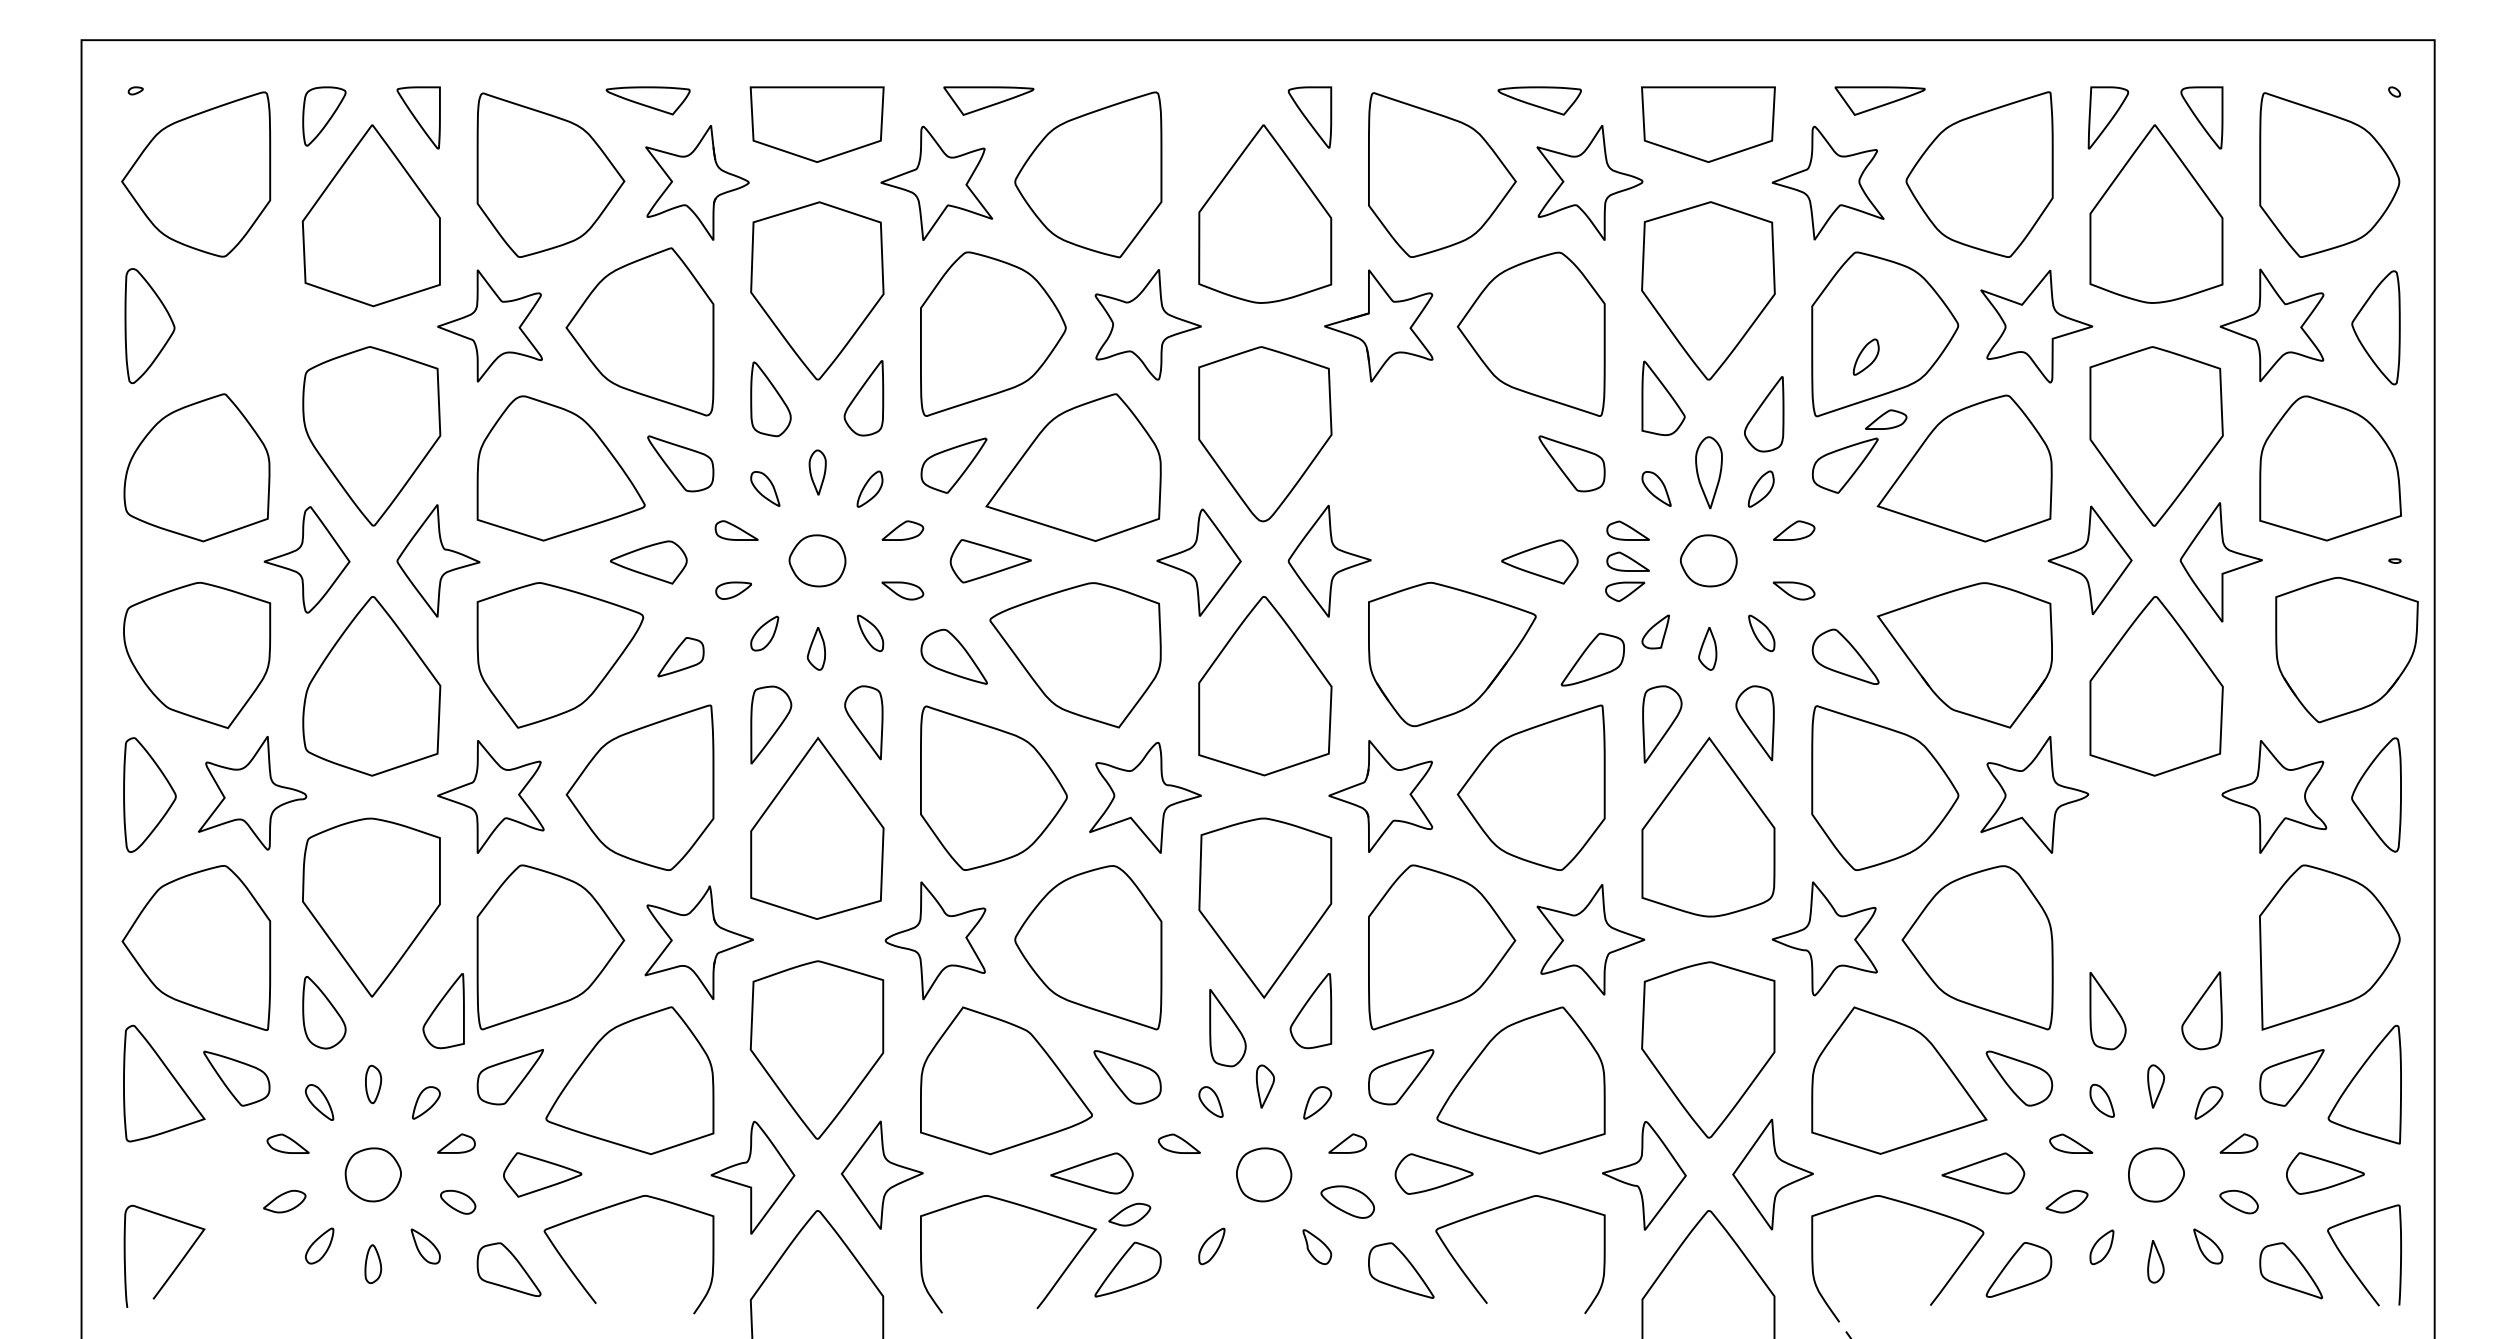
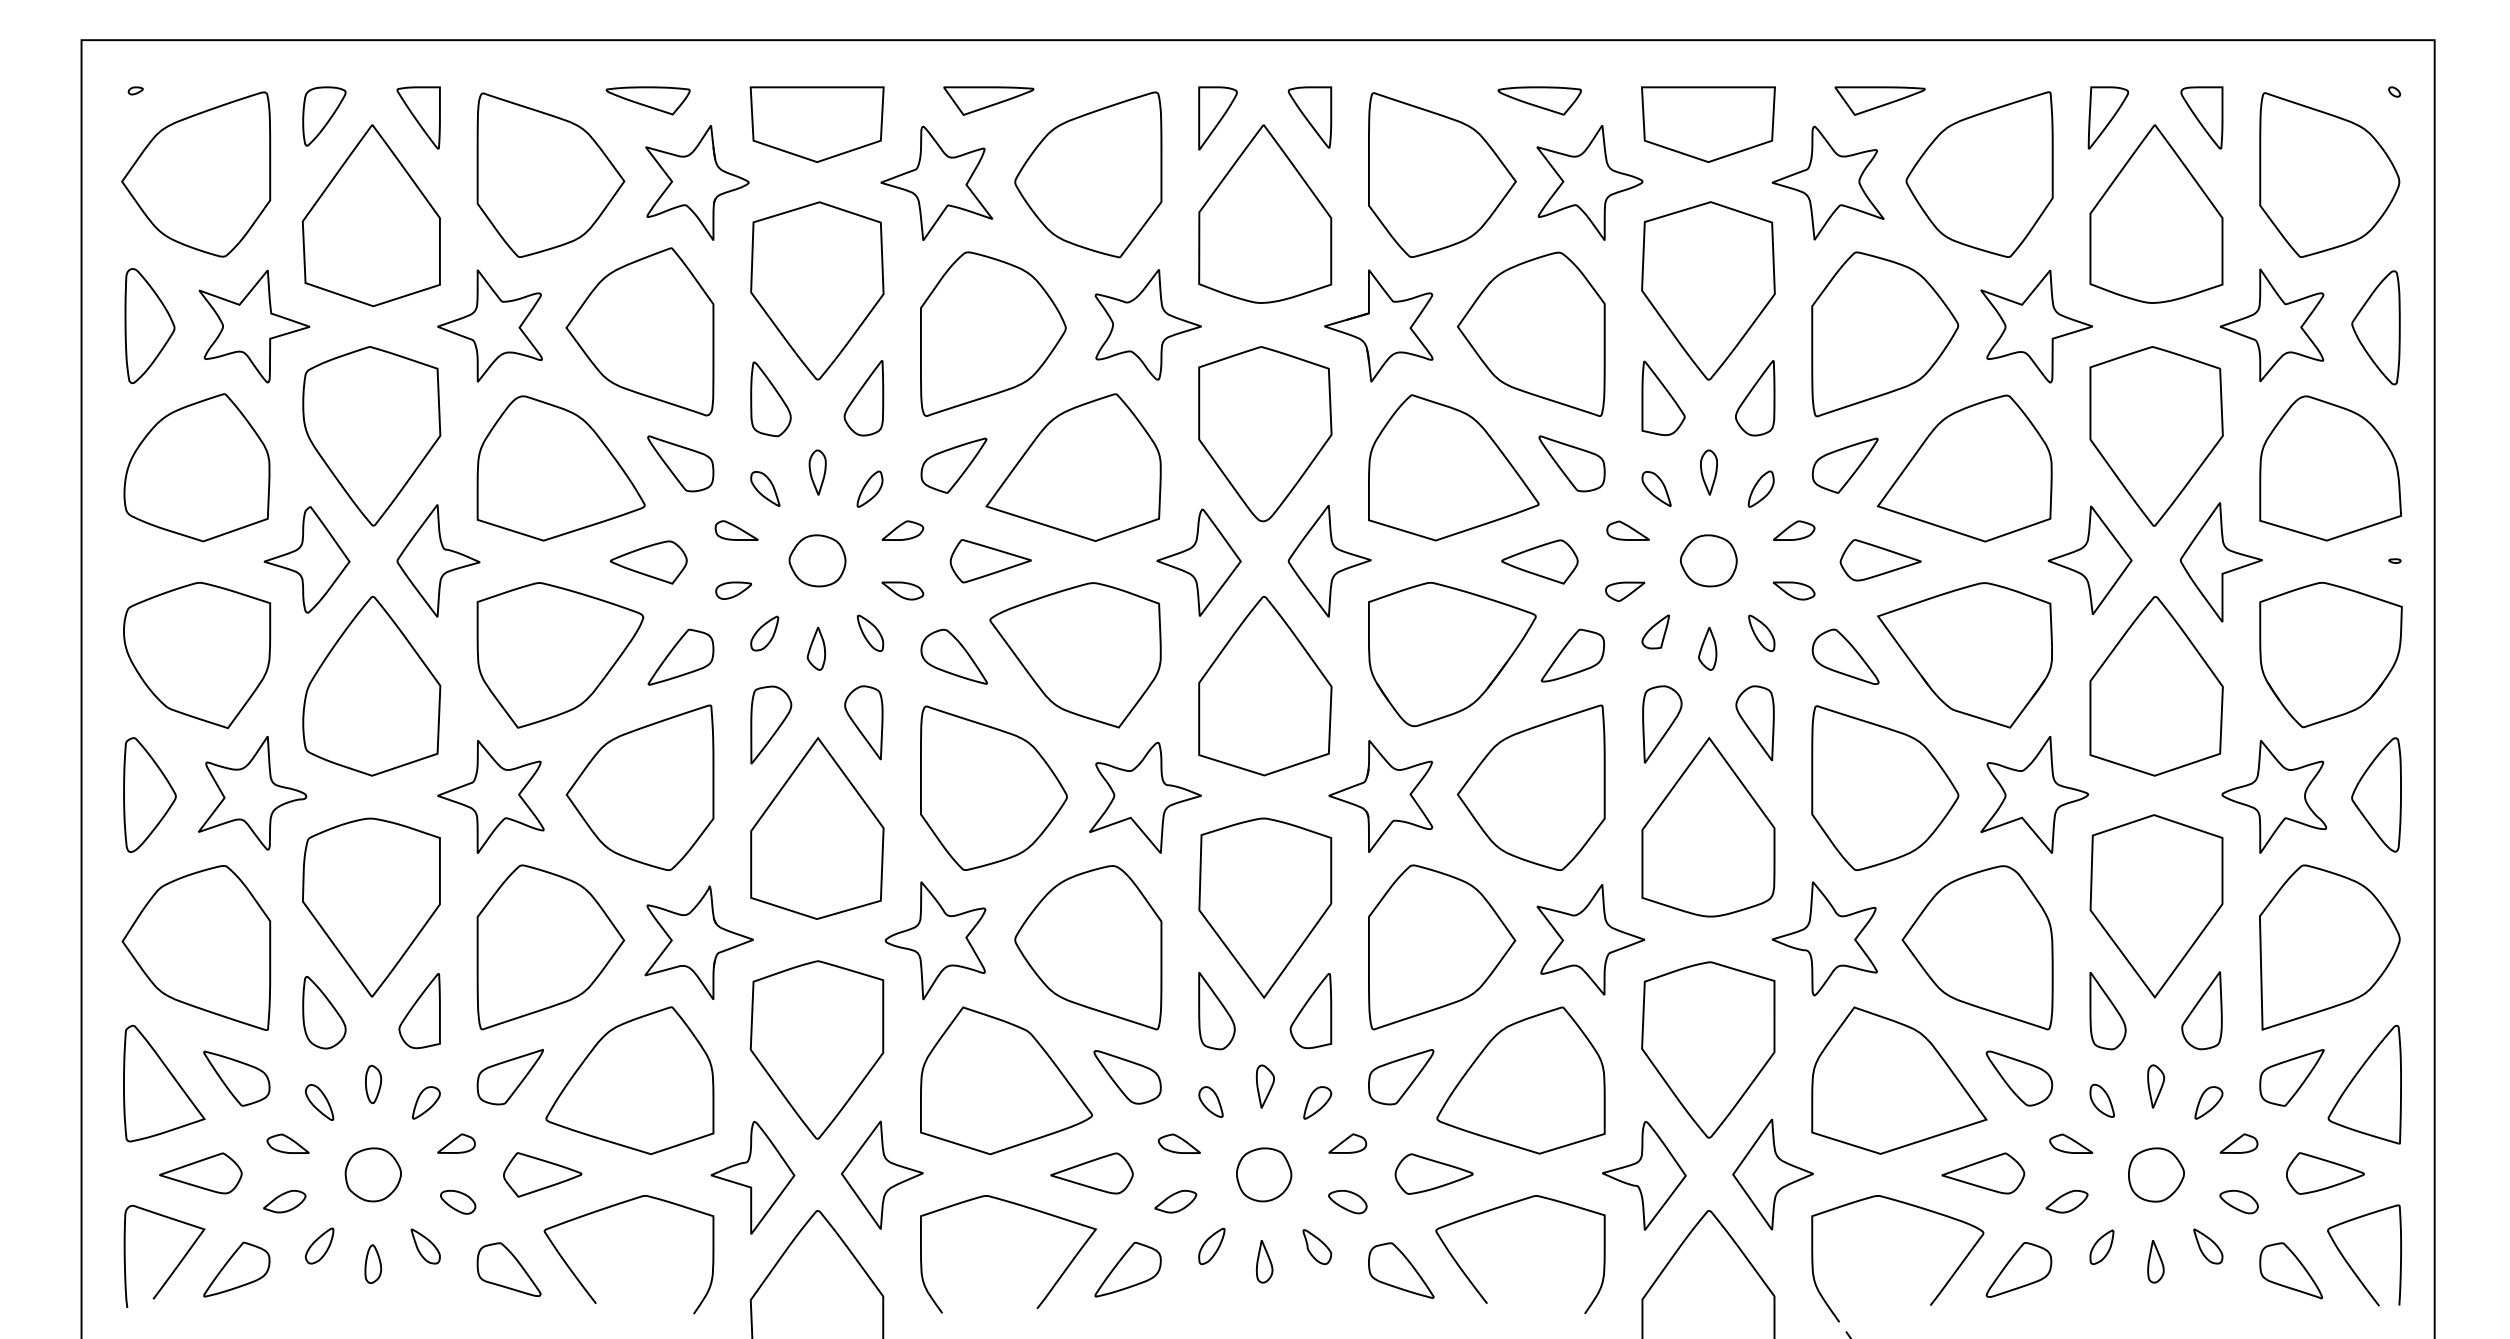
part: none -> present (1217, 118)
part: none -> present (254, 326)
part: present -> none (1865, 356)
part position: (1764, 414) -> (1755, 398) (1755, 398)
part: present -> none (1886, 419)
part: none -> present (1453, 467)
part size: 28x74 px -> 18x47 px (1708, 472)
part: none -> present (1880, 560)
part: present -> none (1627, 561)
part position: (2346, 650) -> (2330, 655) (2330, 655)
part size: 48x41 px -> 68x58 px (680, 656)
part position: (1592, 659) -> (1572, 655) (1572, 655)
part: none -> present (2156, 906)
part position: (443, 1011) -> (419, 1011) (419, 1011)
part position: (1227, 1028) -> (1216, 1011) (1216, 1011)
part: none -> present (200, 1173)
part size: 55x34 px -> 40x26 px (1347, 1201)
part position: (1129, 1214) -> (1175, 1201) (1175, 1201)
part: none -> present (1264, 1261)
part: none -> present (236, 1269)
